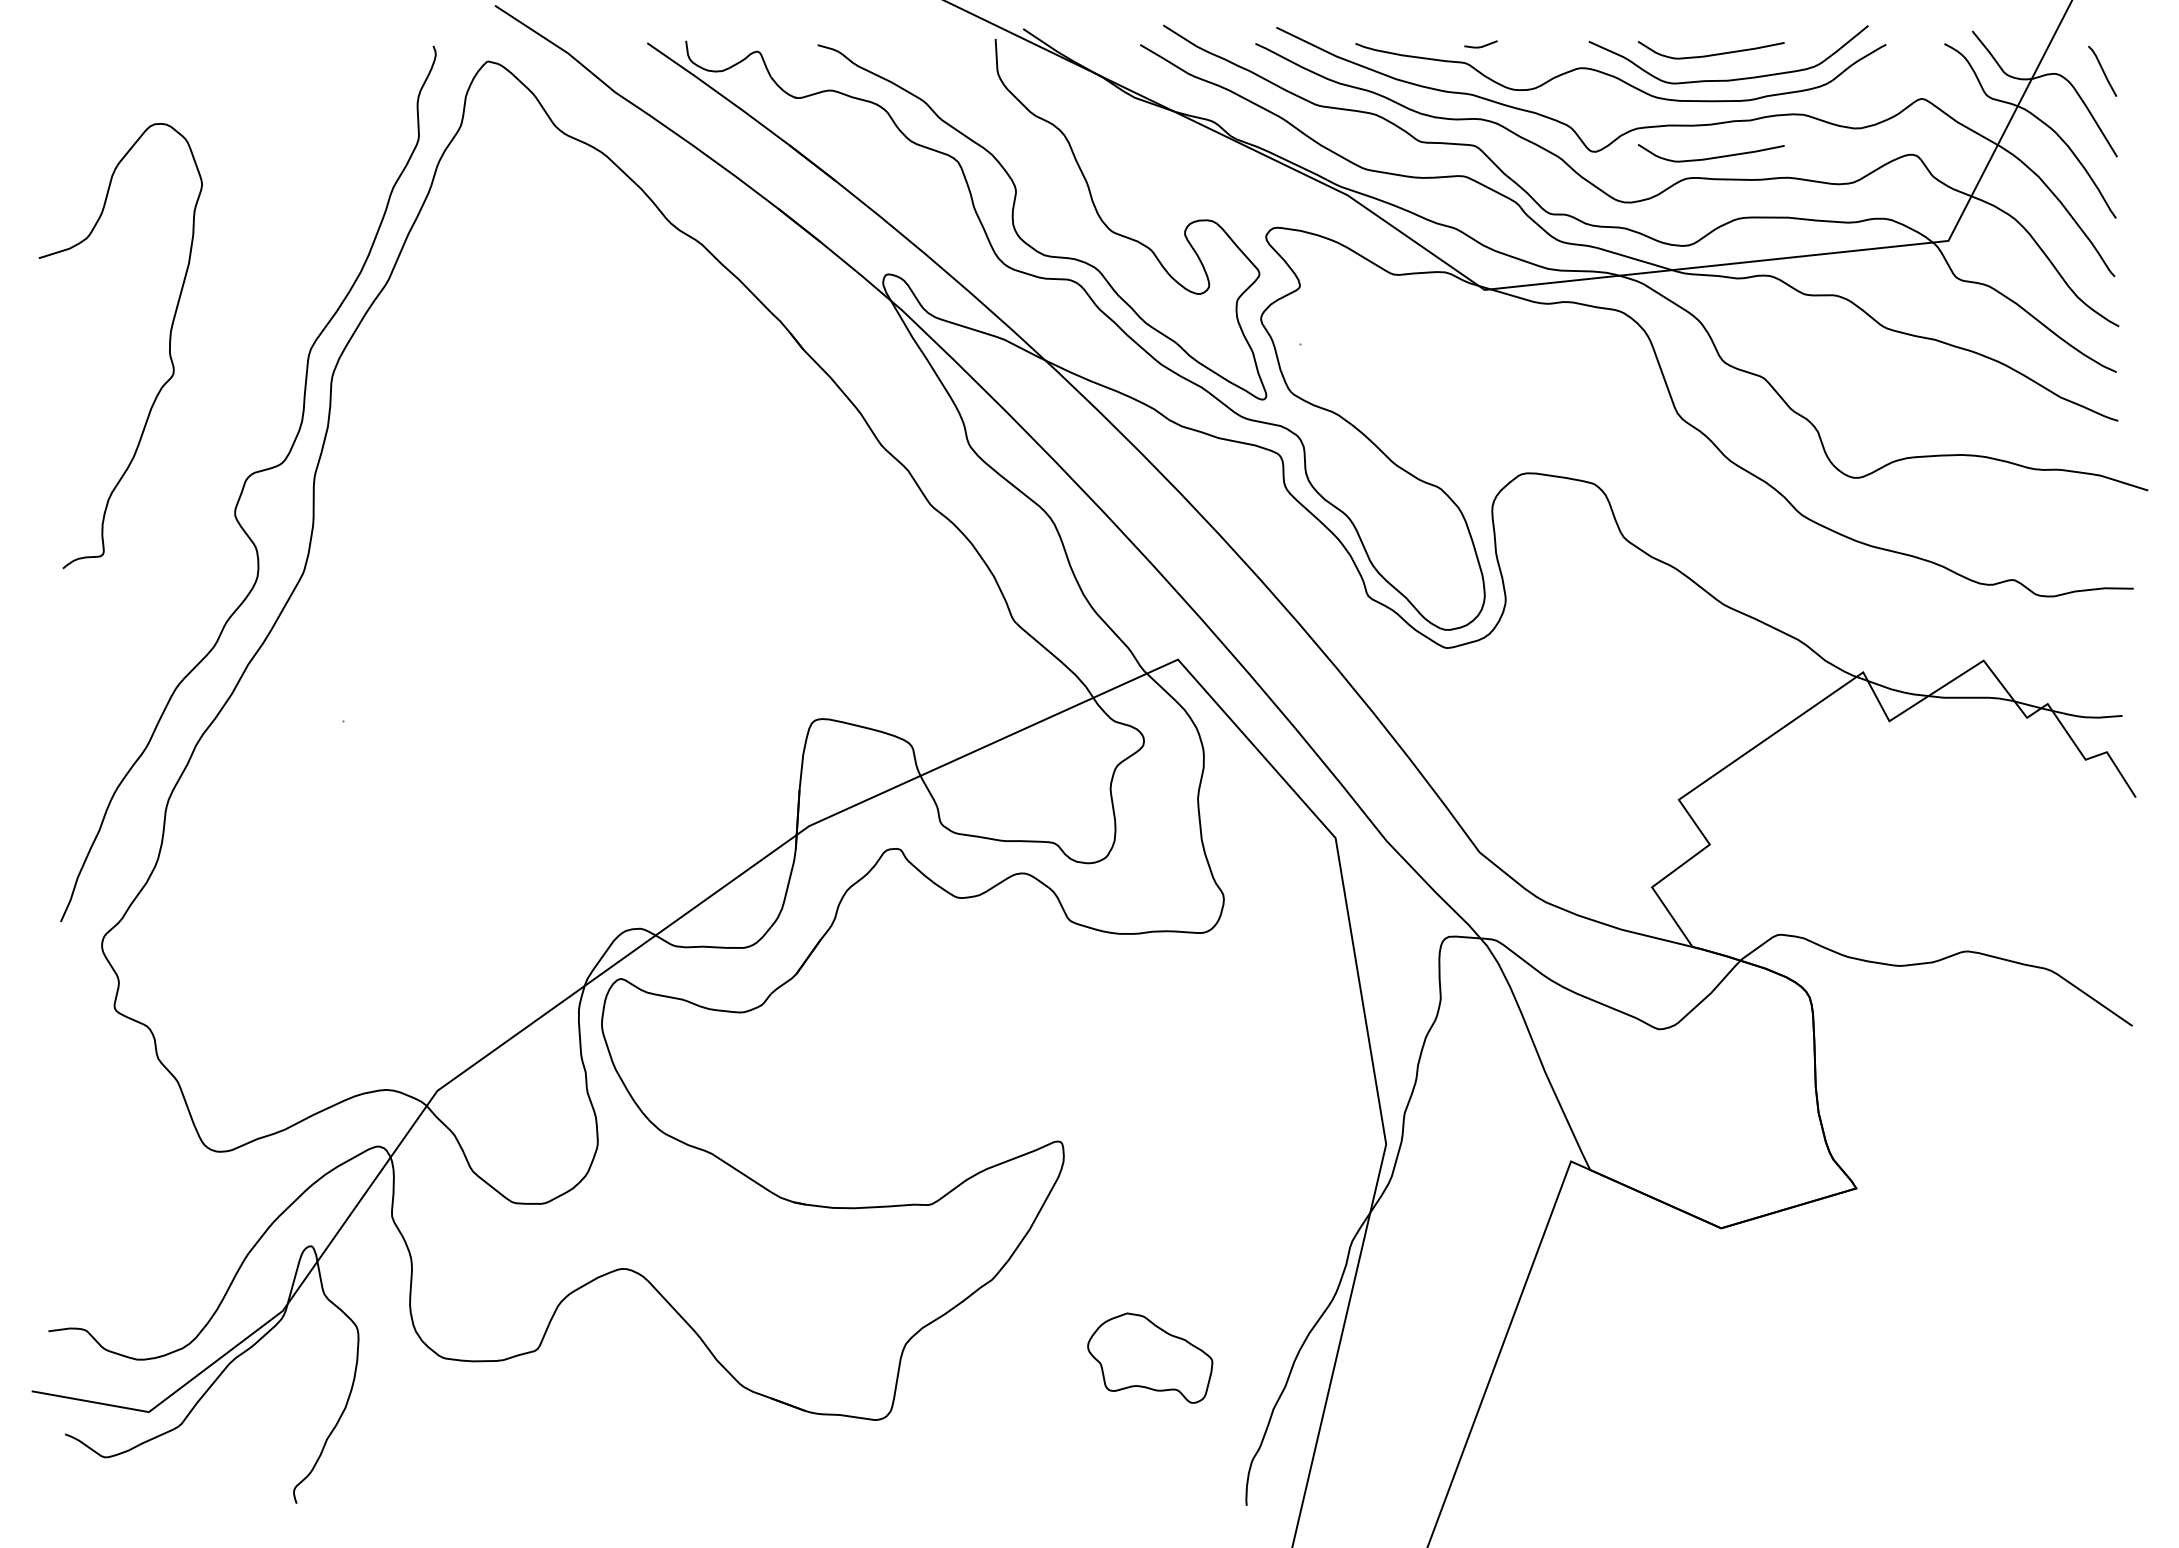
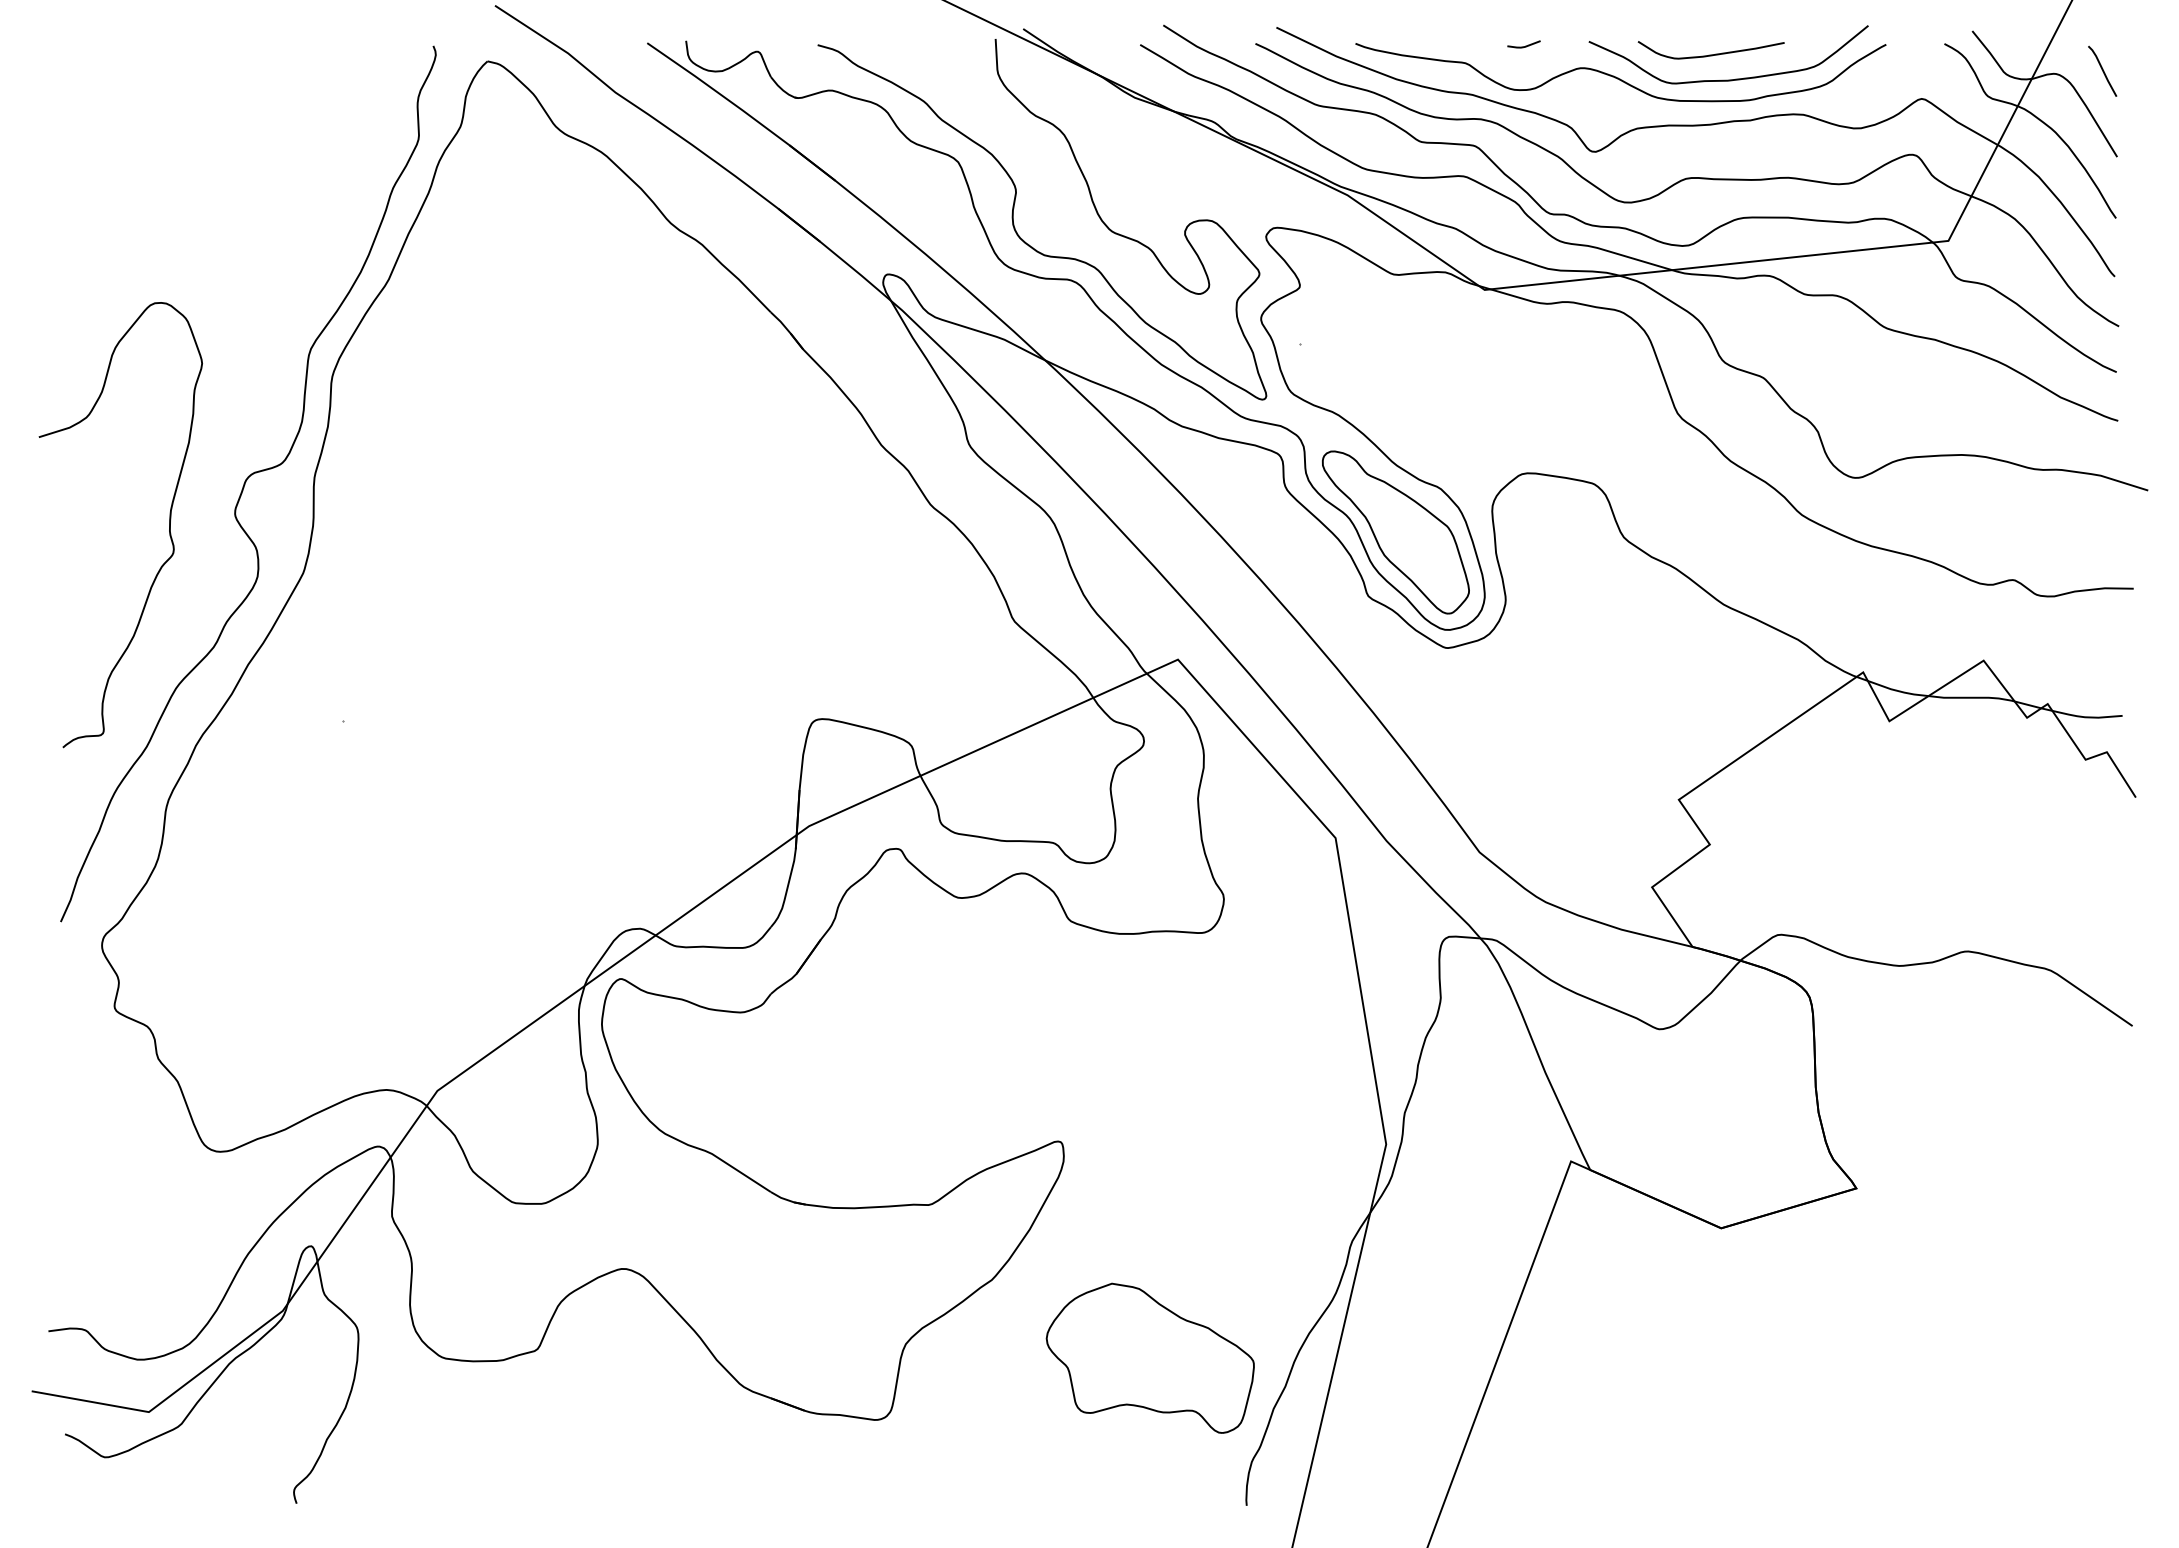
line position: (1480, 46) -> (1523, 46) (1523, 46)
curve: present -> none (1710, 157)
curve position: (169, 346) -> (169, 525) (169, 525)
part: none -> present (1395, 532)
part size: 127x92 px -> 210x152 px (1149, 1357)
